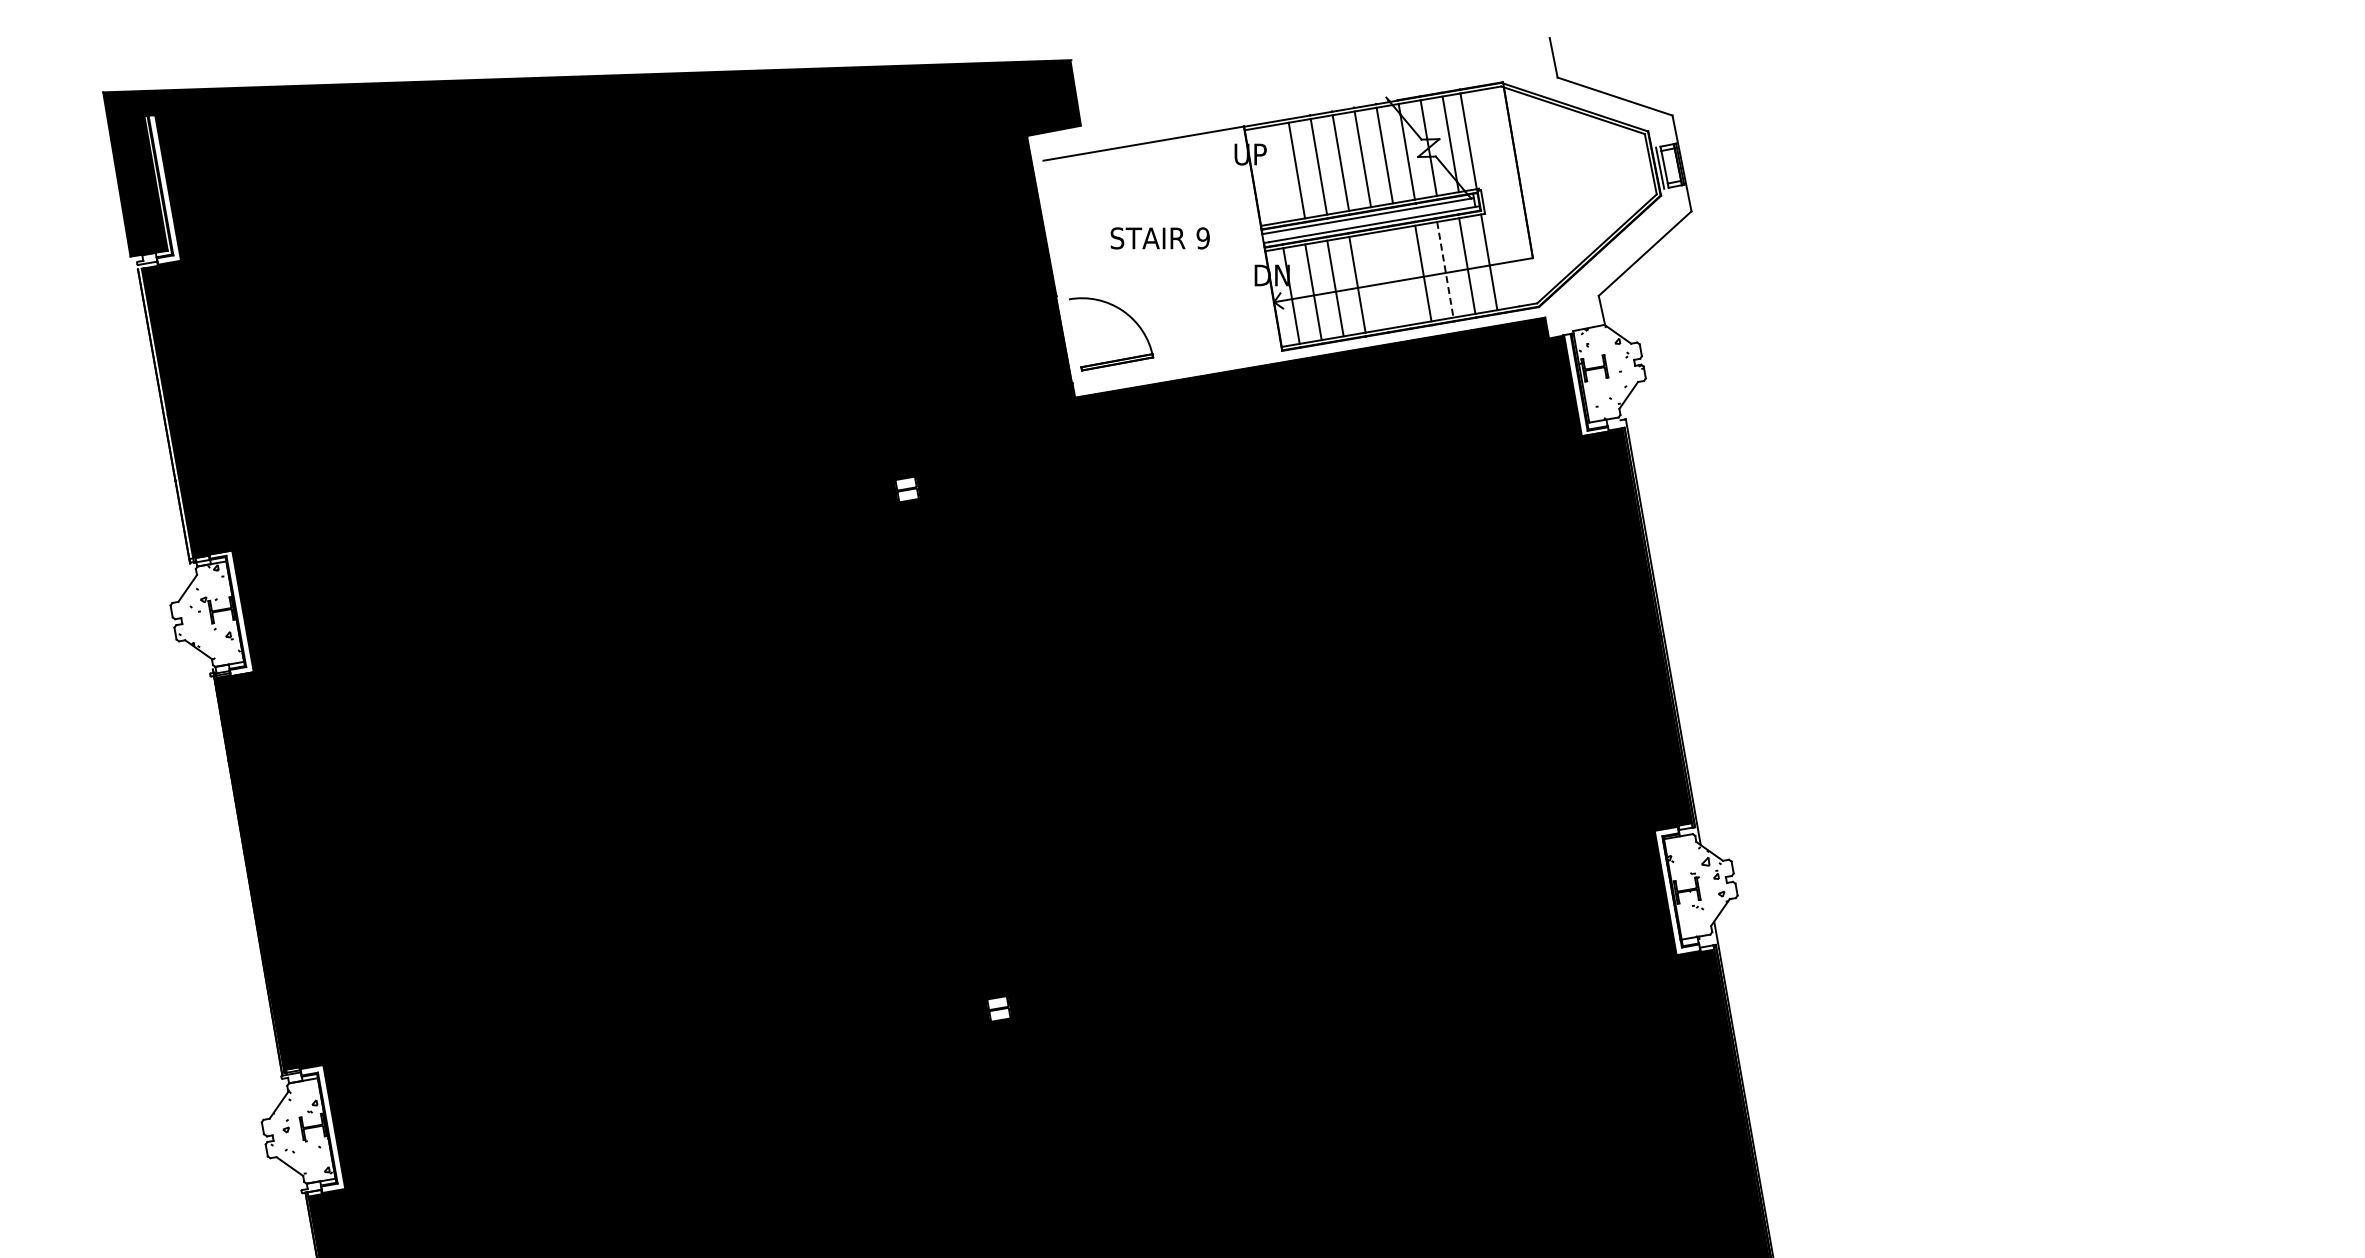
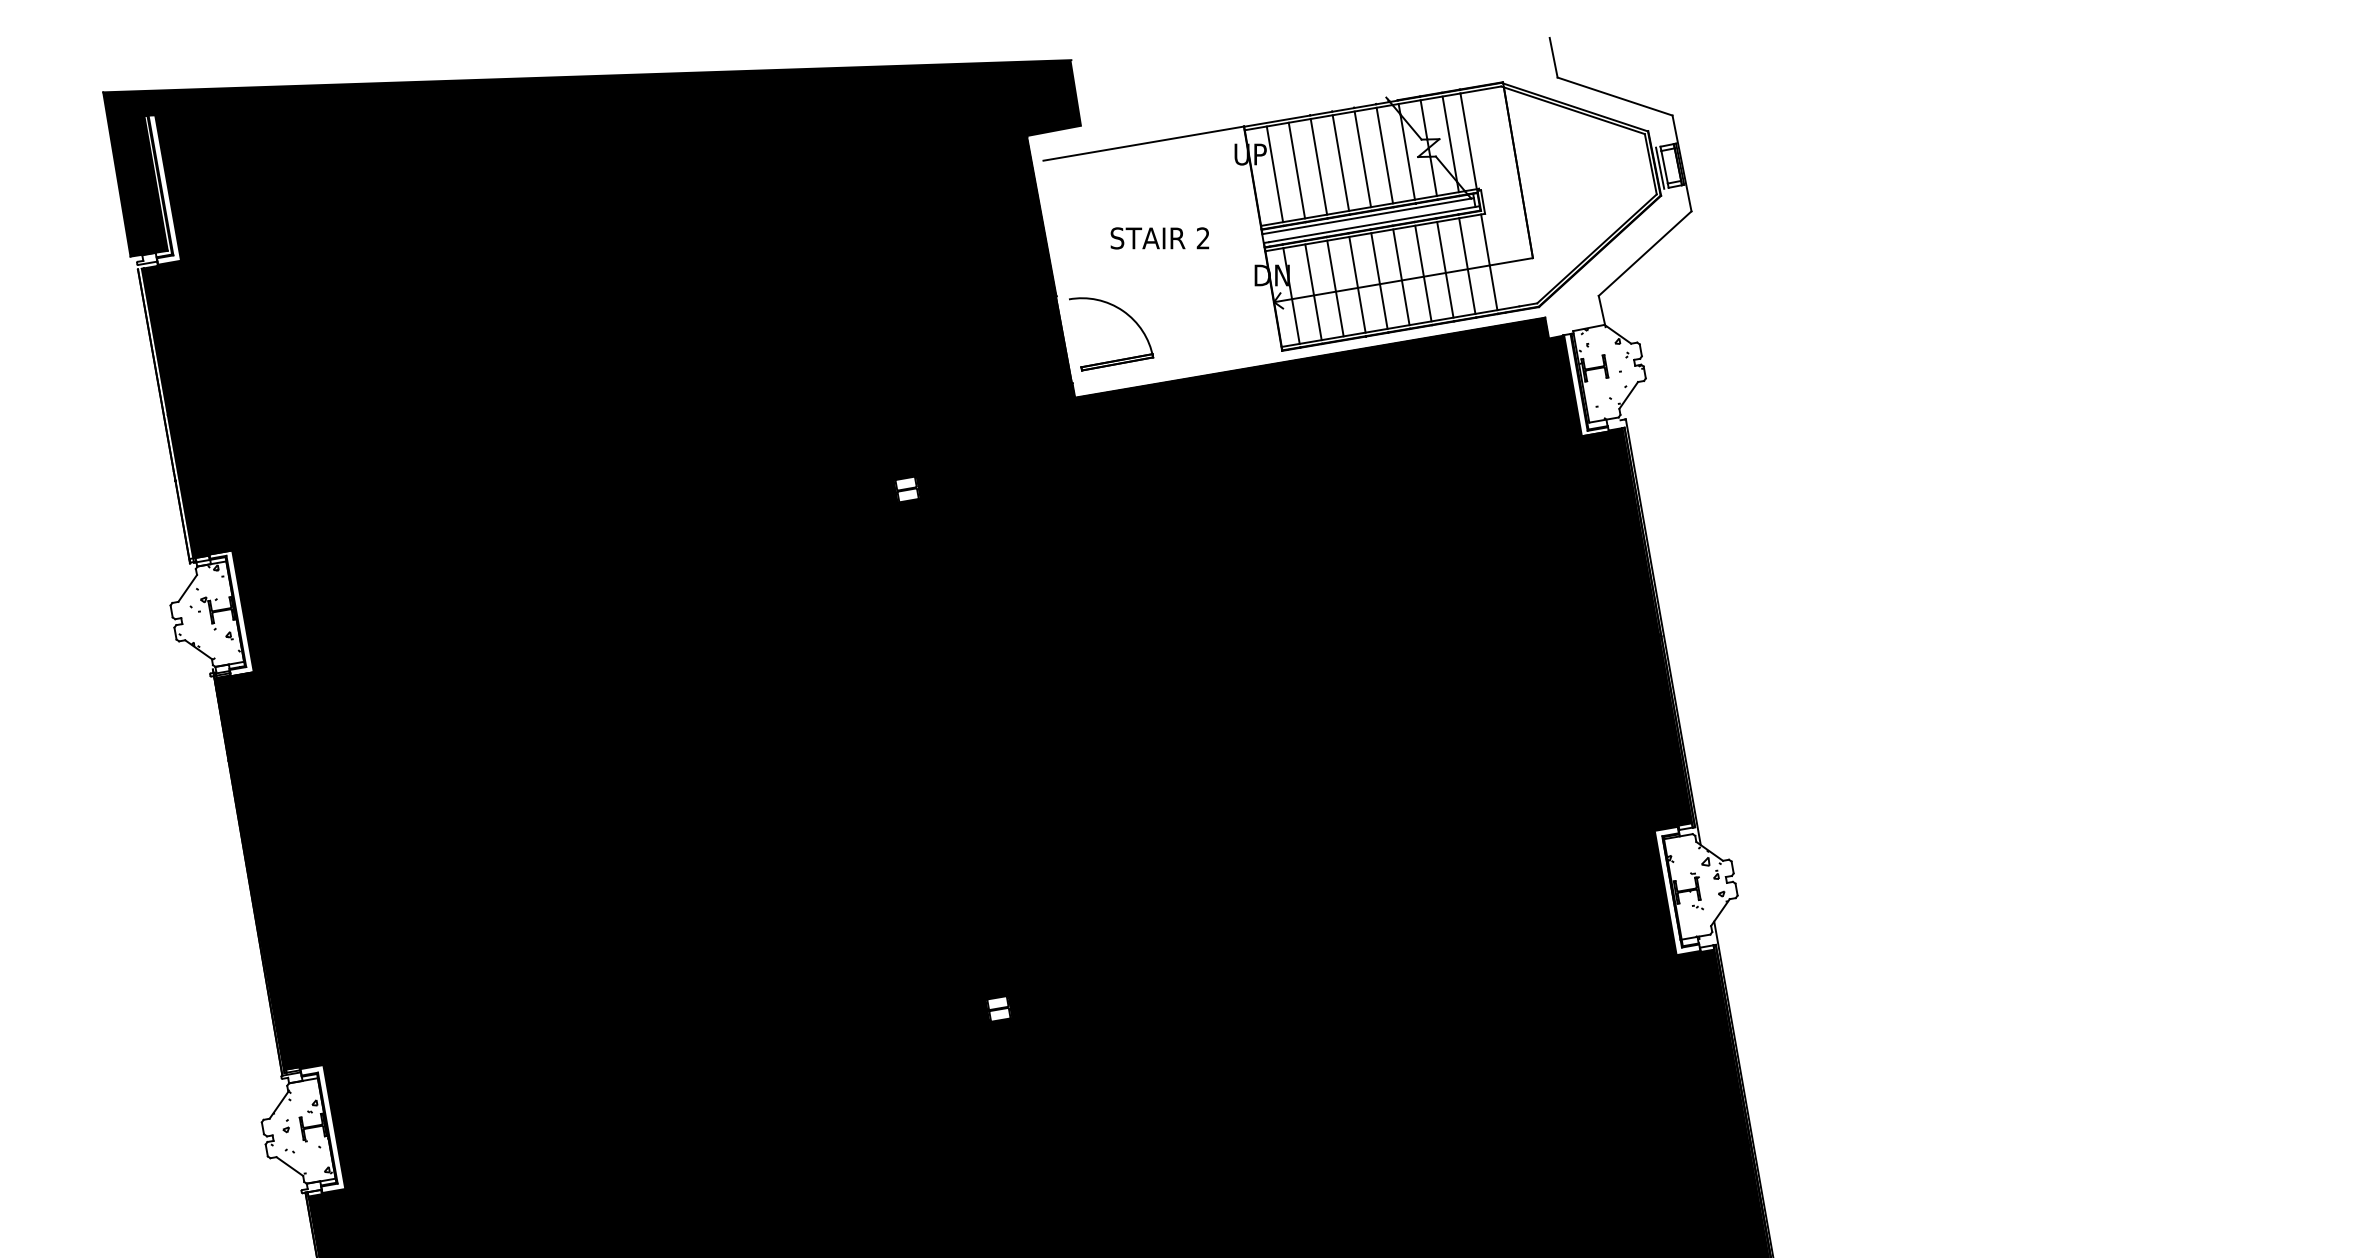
line: none -> present (1274, 174)
text: 9 -> 2 (1202, 238)
line: dashed -> solid (1445, 269)
line: none -> present (1401, 277)
line: none -> present (1379, 280)
